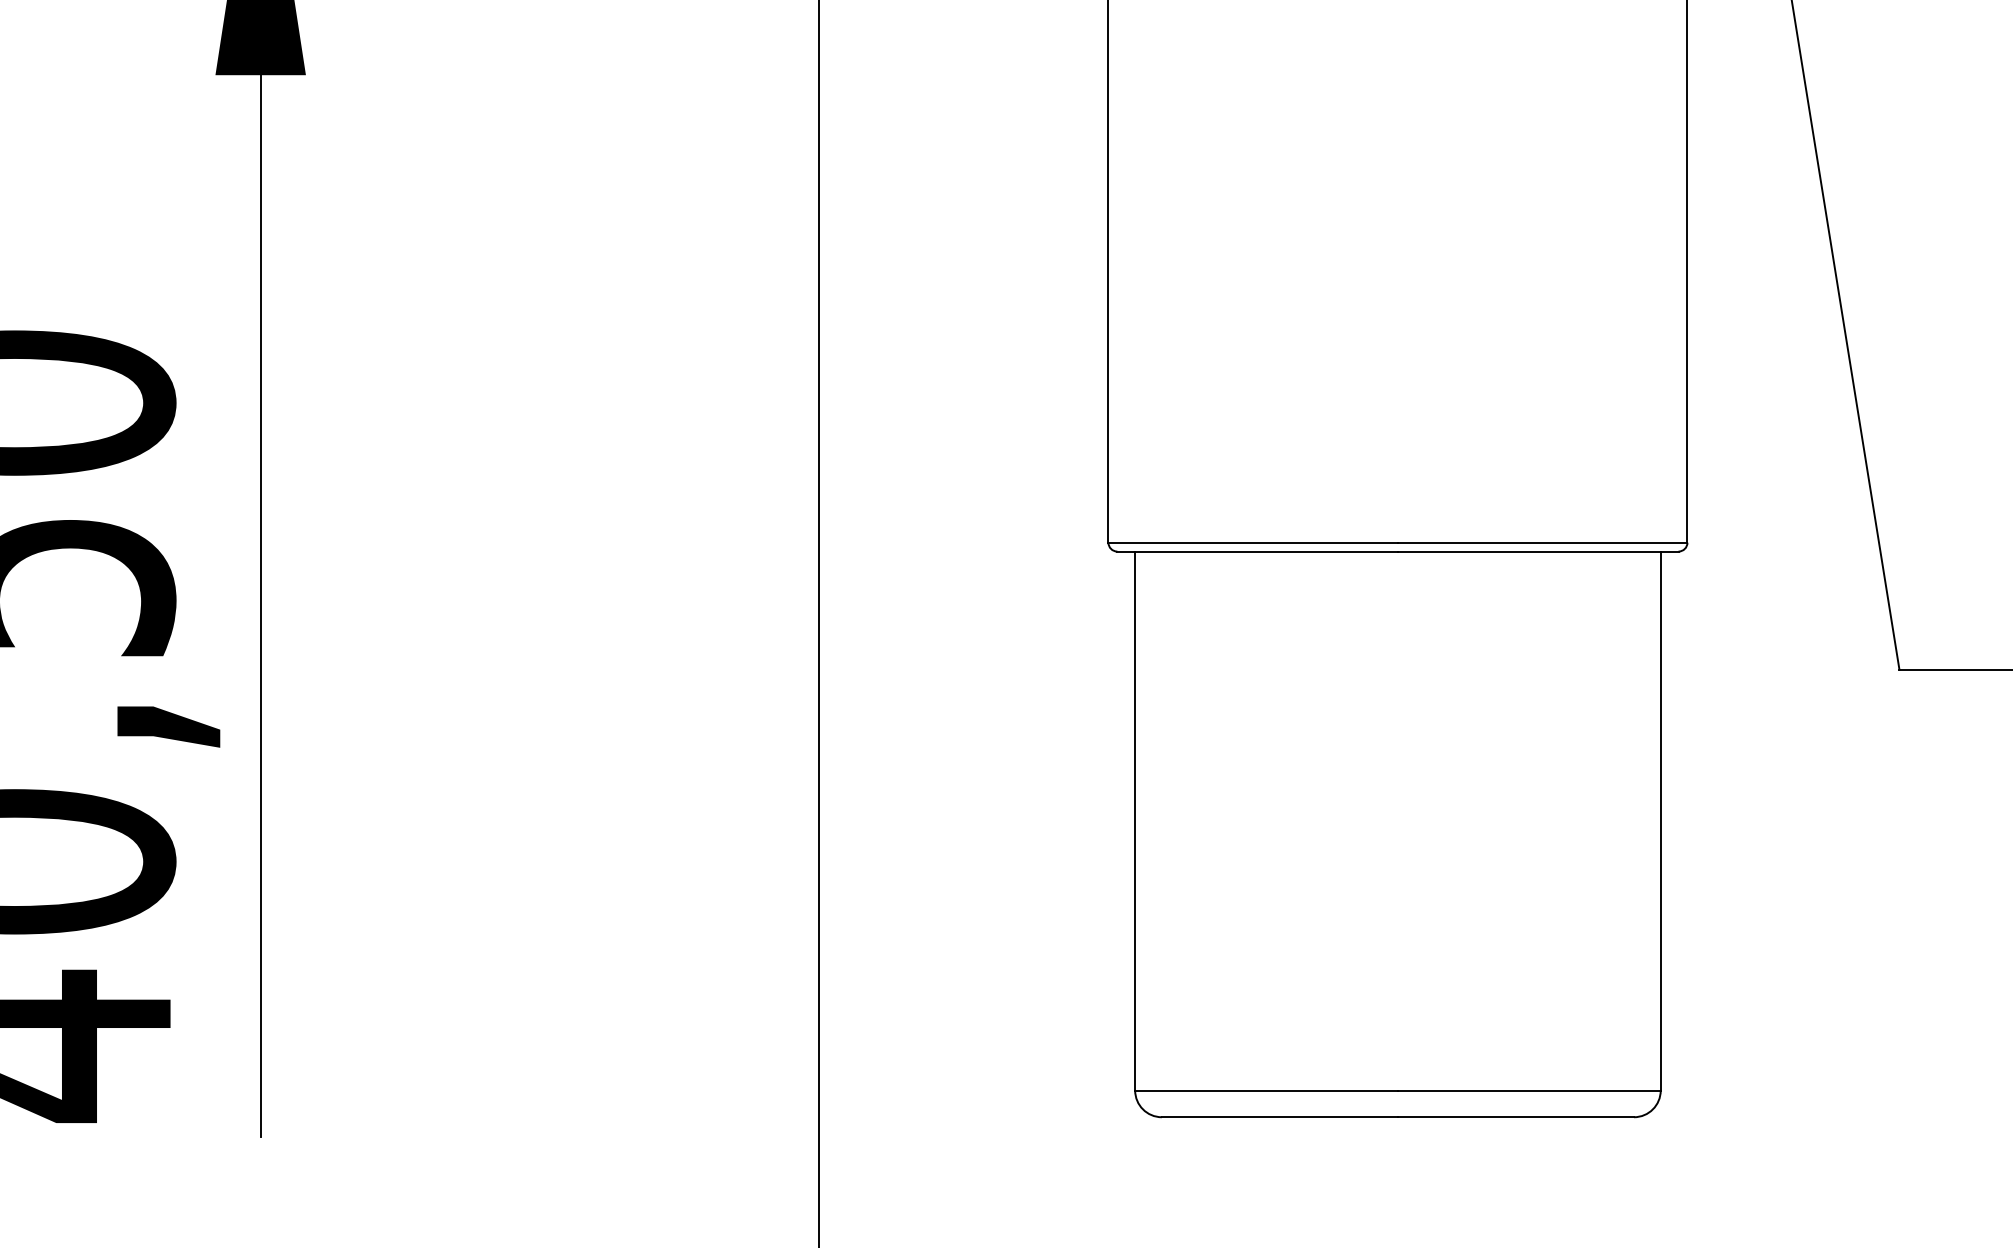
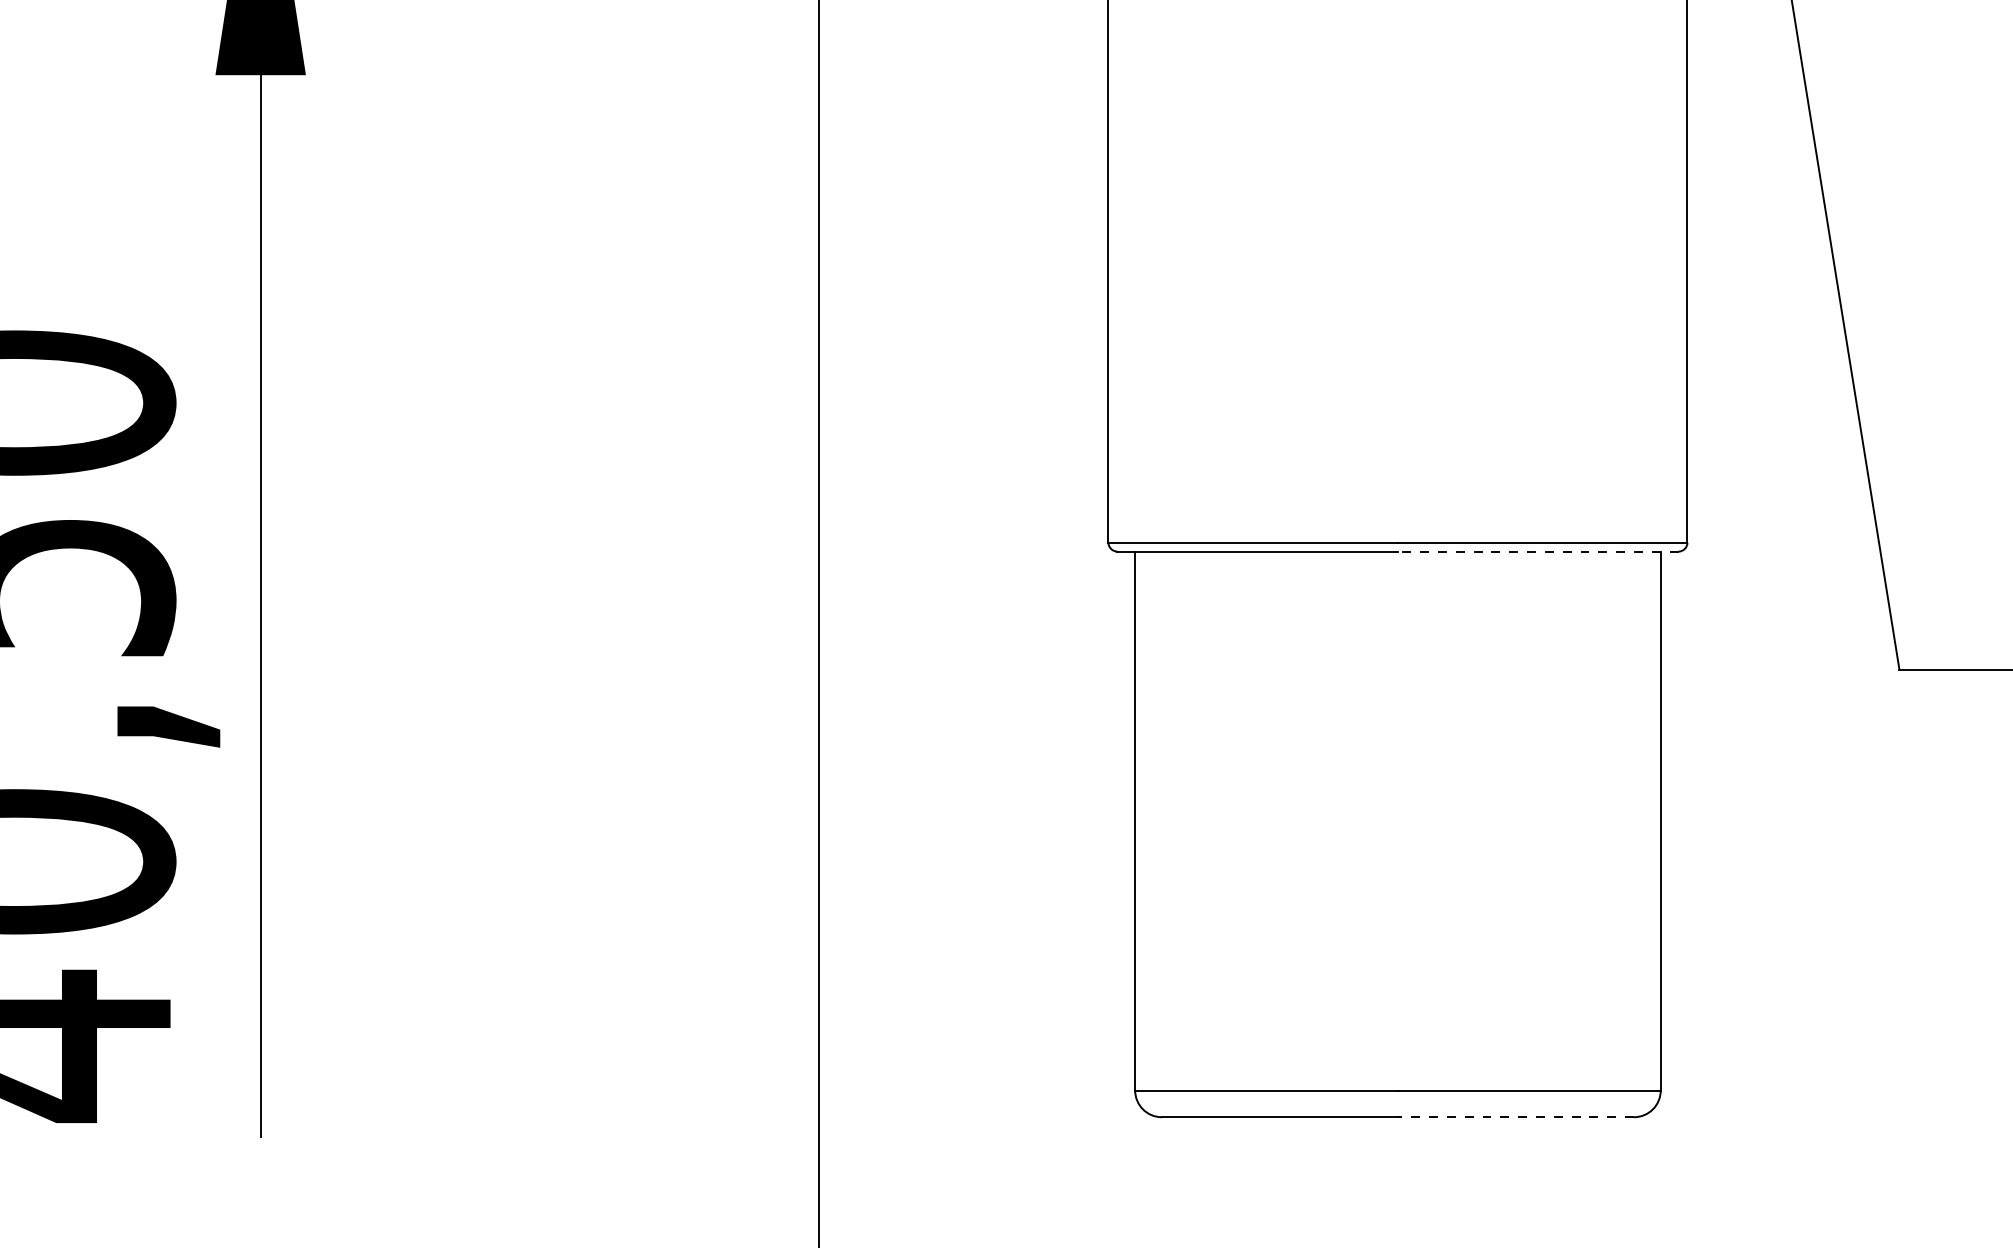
line: solid -> dashed (1537, 551)
line: solid -> dashed (1515, 1117)
